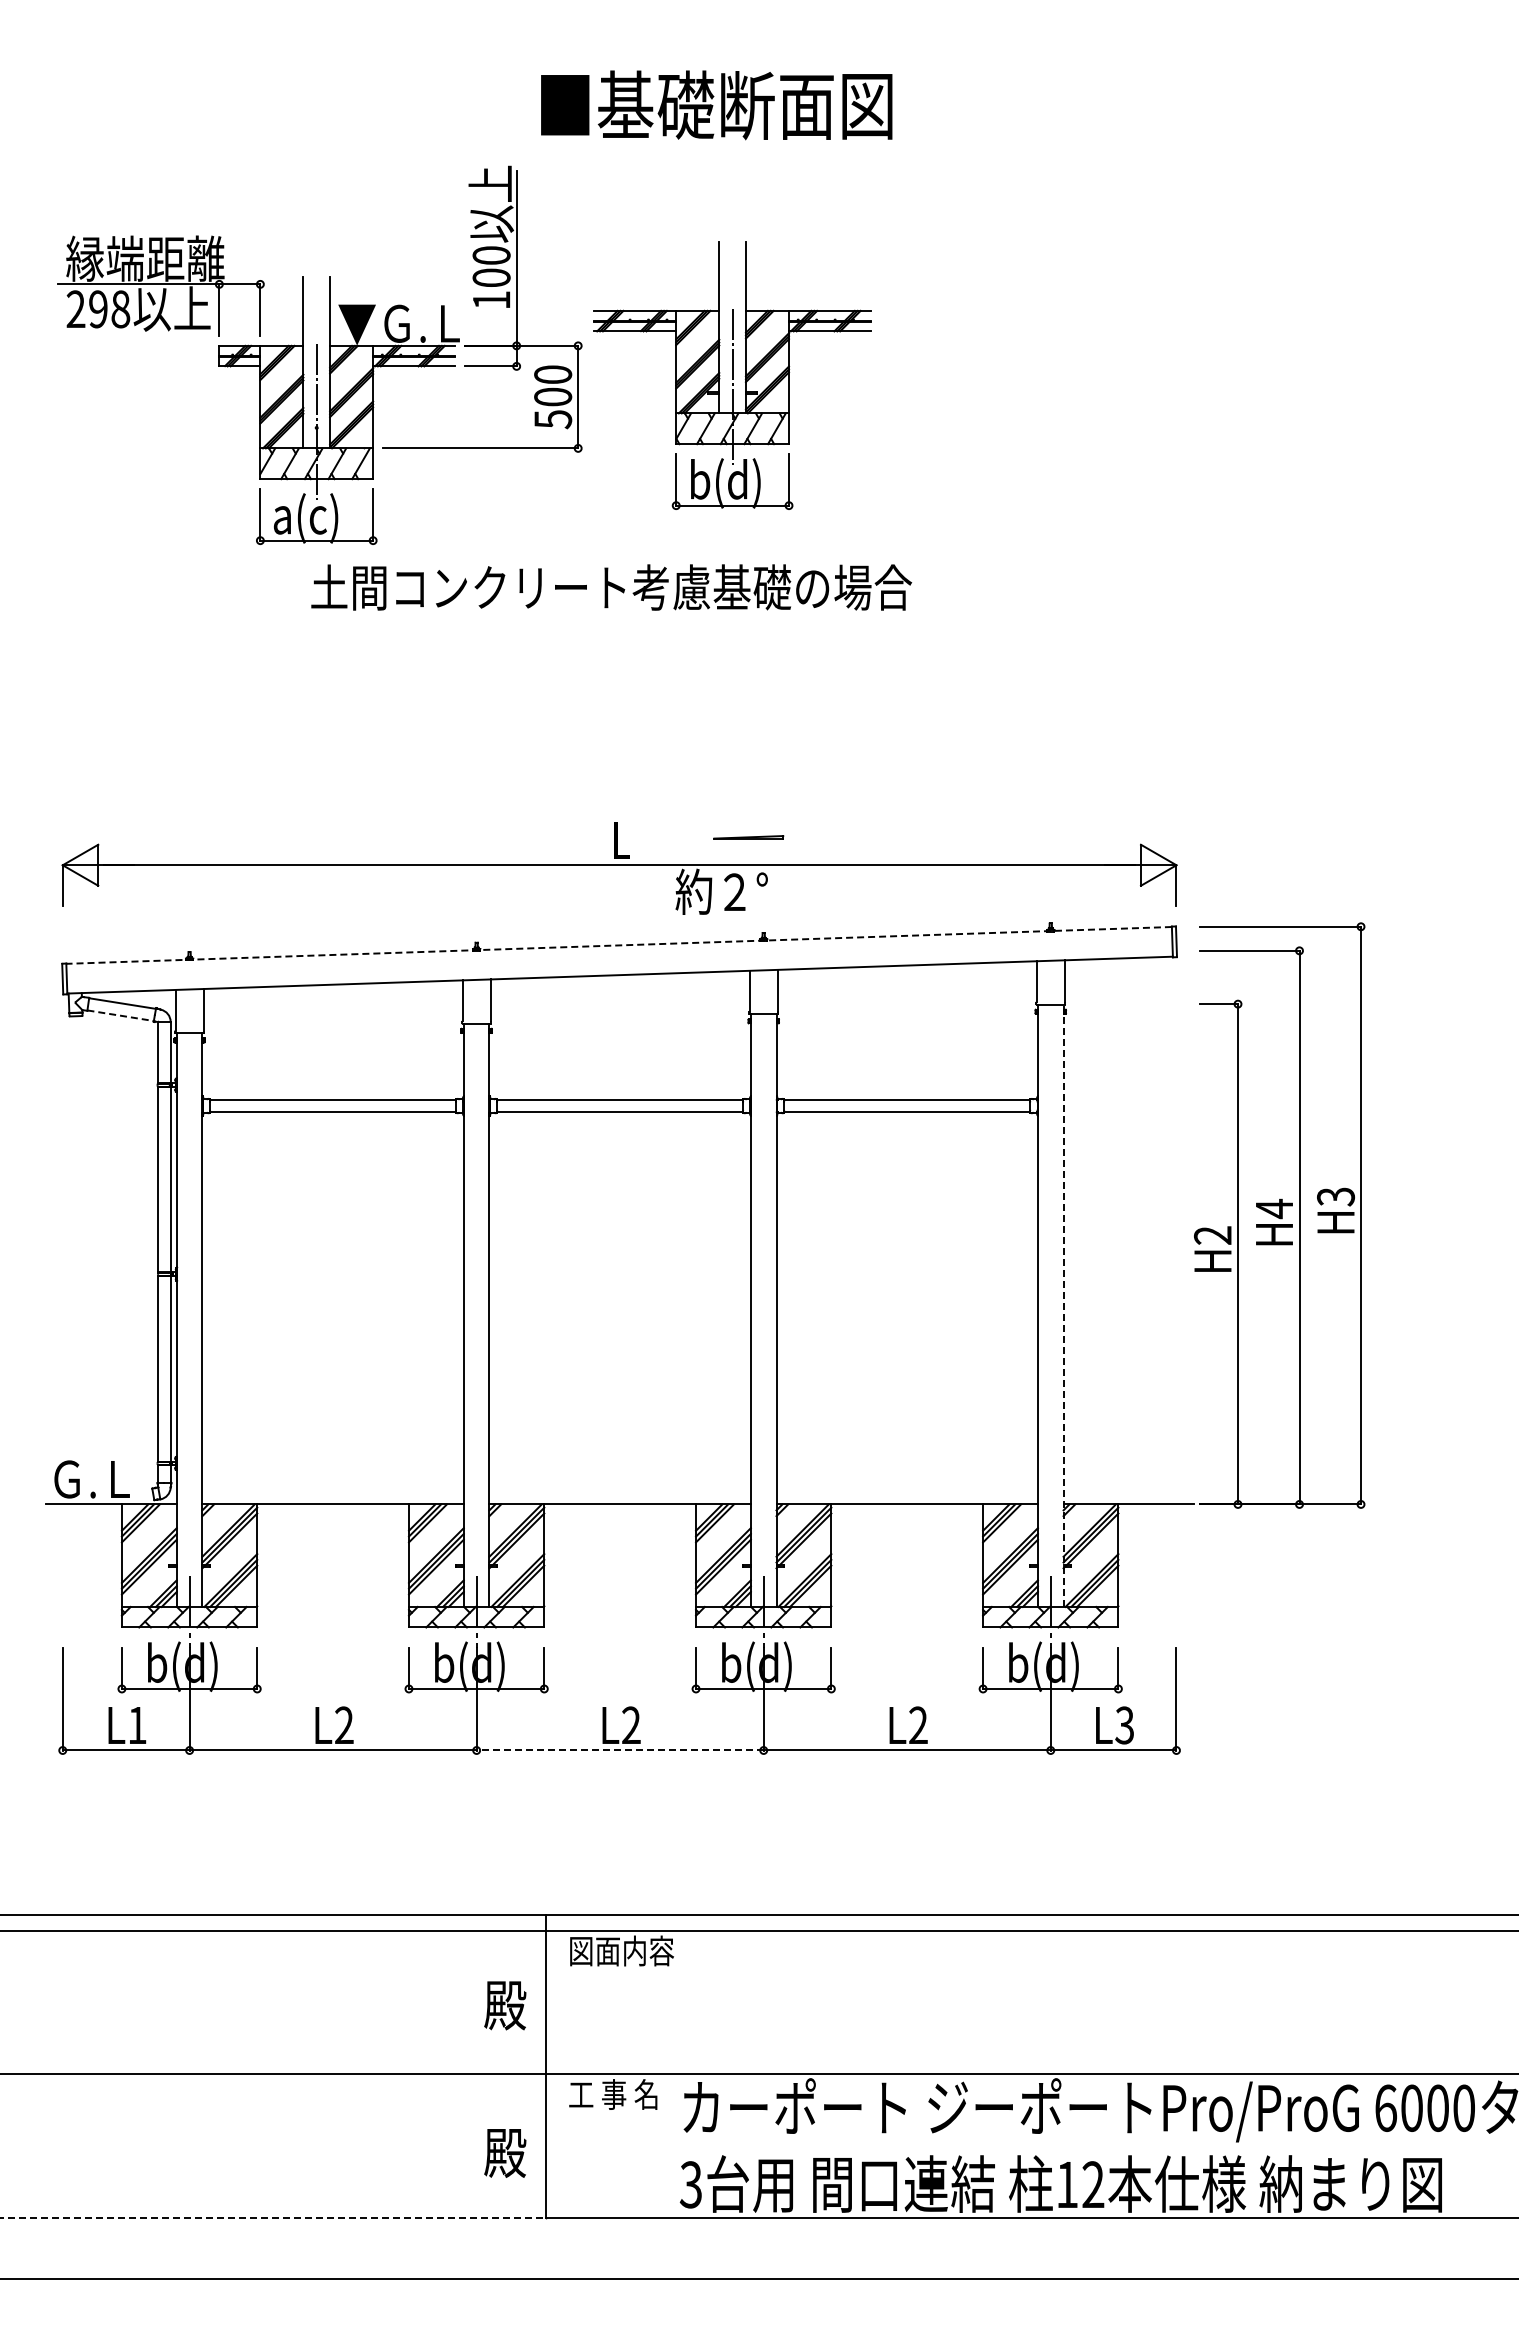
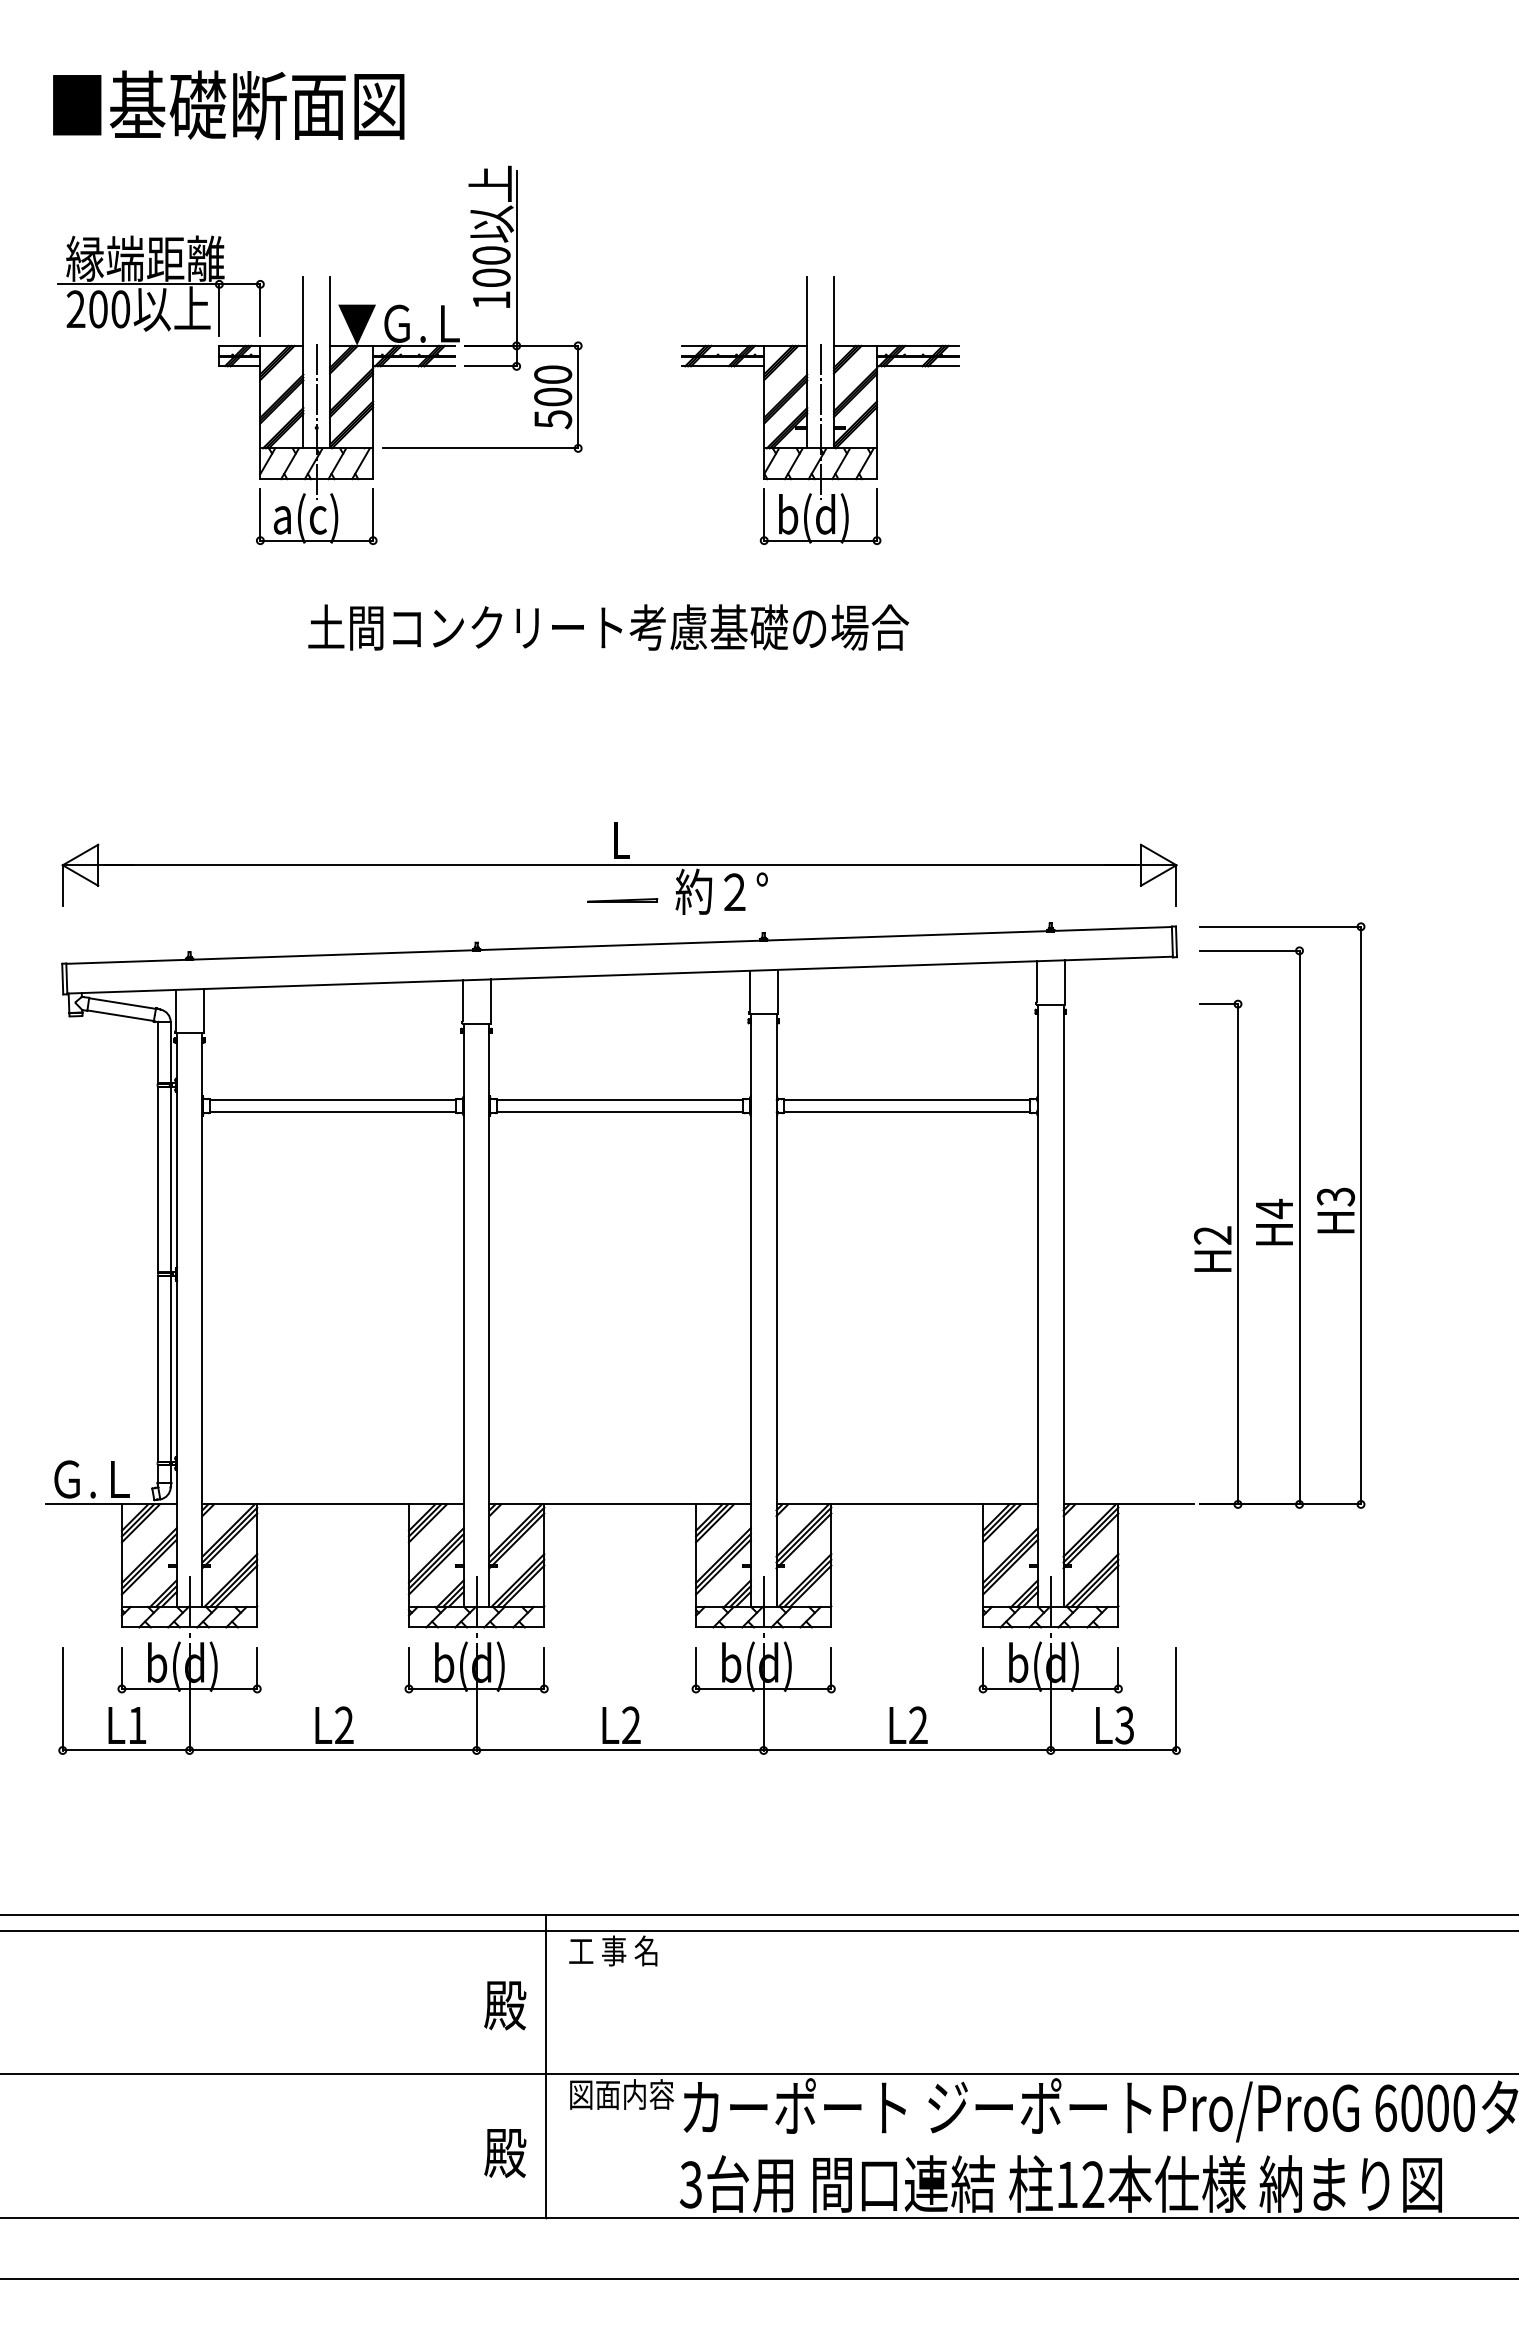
text position: (716, 105) -> (228, 105) (228, 105)
text: 298 -> 200 (109, 309)
part position: (732, 375) -> (820, 410) (820, 410)
text position: (611, 587) -> (608, 627) (608, 627)
line position: (748, 837) -> (622, 900) (622, 900)
line: dashed -> solid (618, 945)
line: dashed -> solid (120, 1015)
line: dashed -> solid (1063, 1305)
line: dashed -> solid (620, 1750)
text: 図面内容 -> 工 事 名 (621, 1950)
text: 工 事 名 -> 図面内容 (621, 2094)
line: dashed -> solid (273, 2217)
